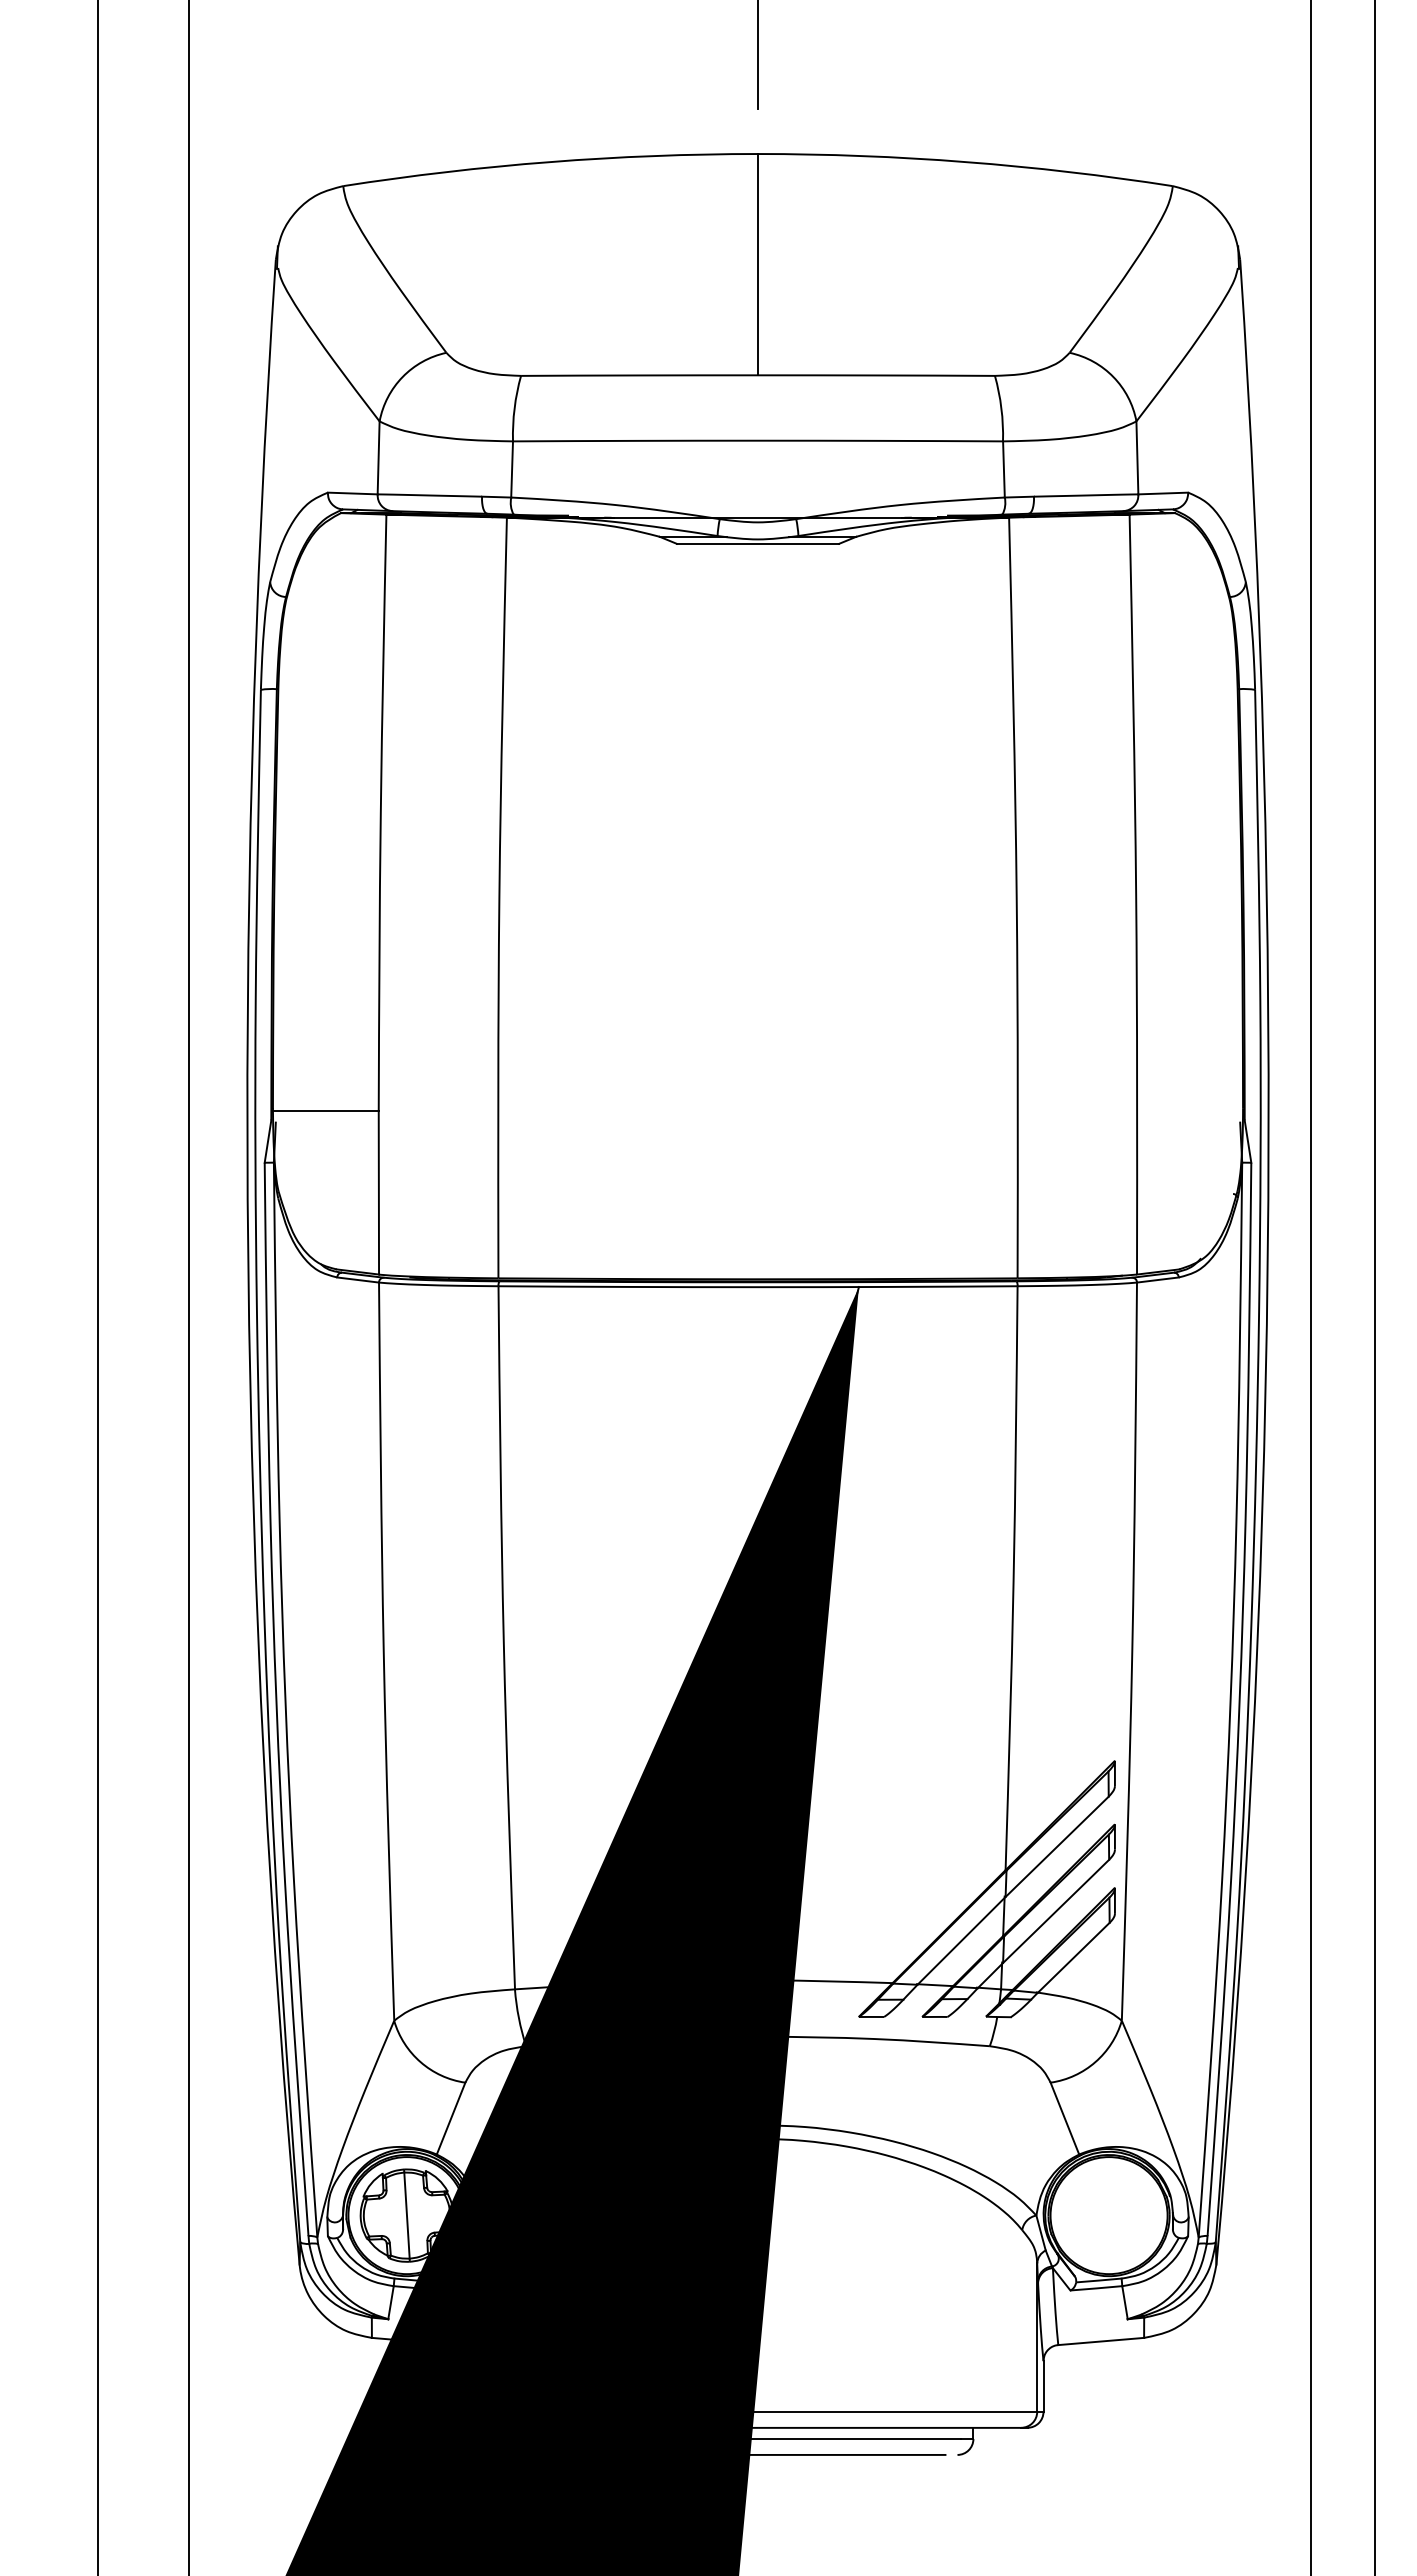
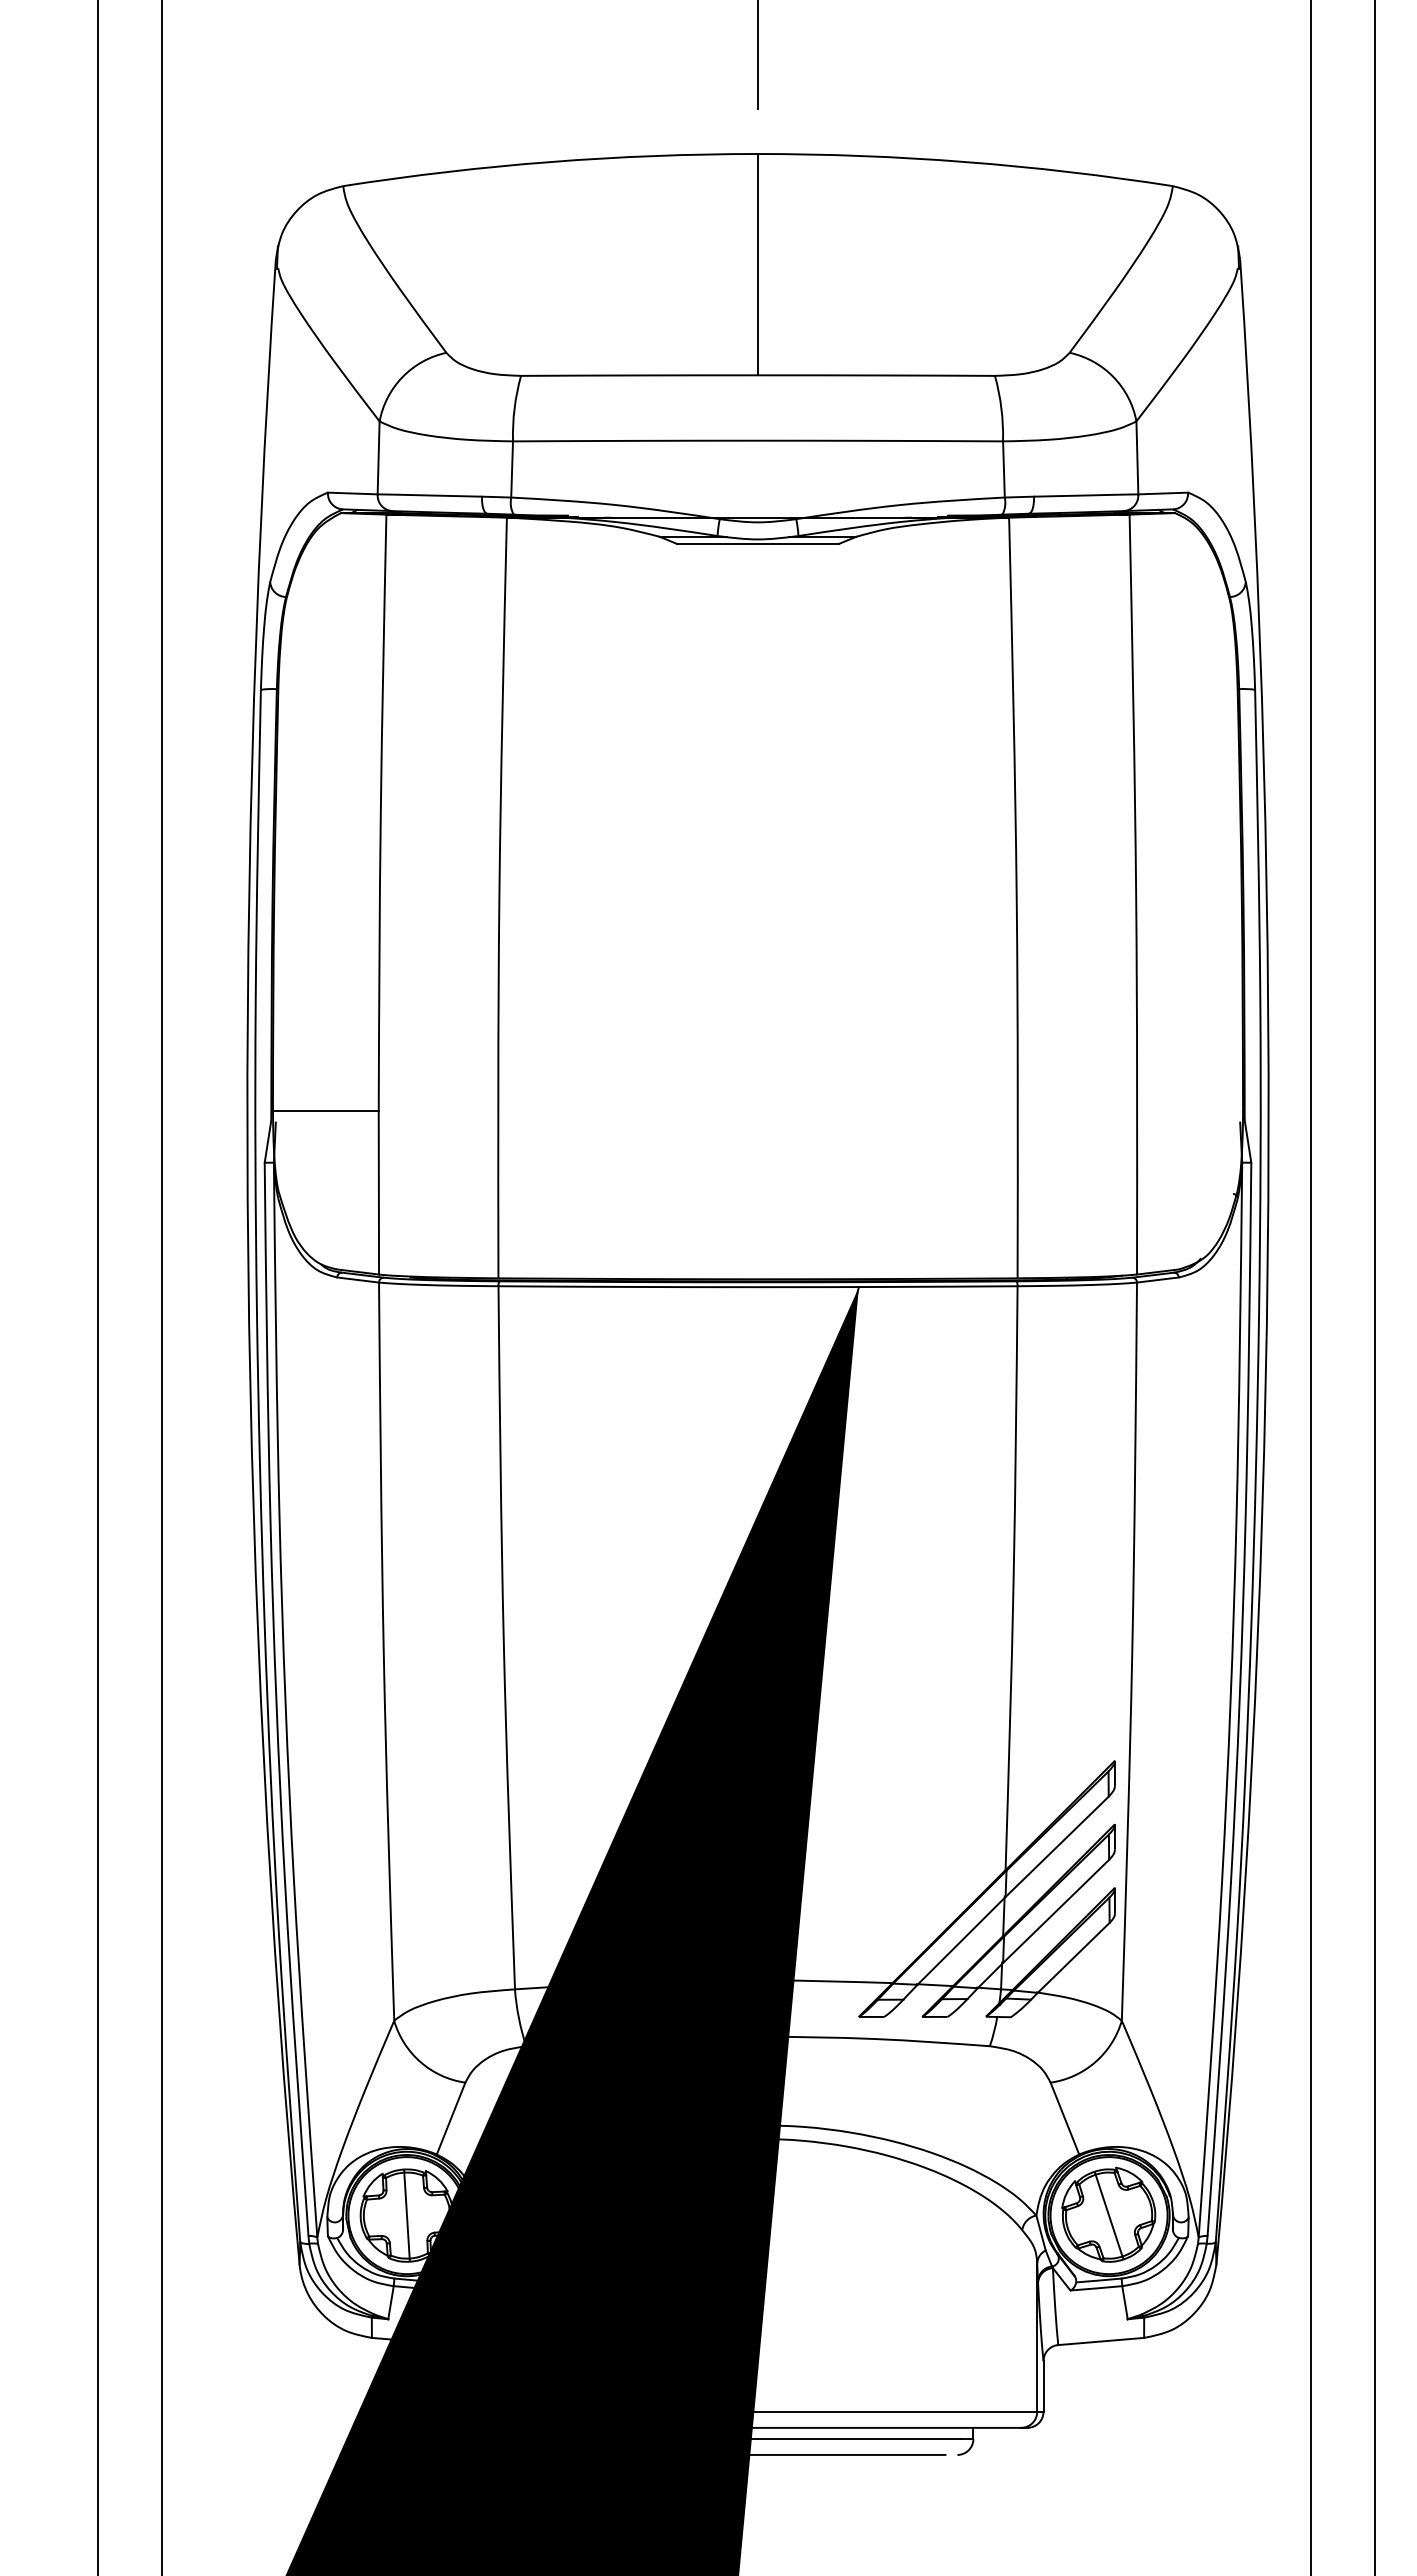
line position: (189, 1287) -> (162, 1287) (162, 1287)
part: none -> present (1108, 2214)
